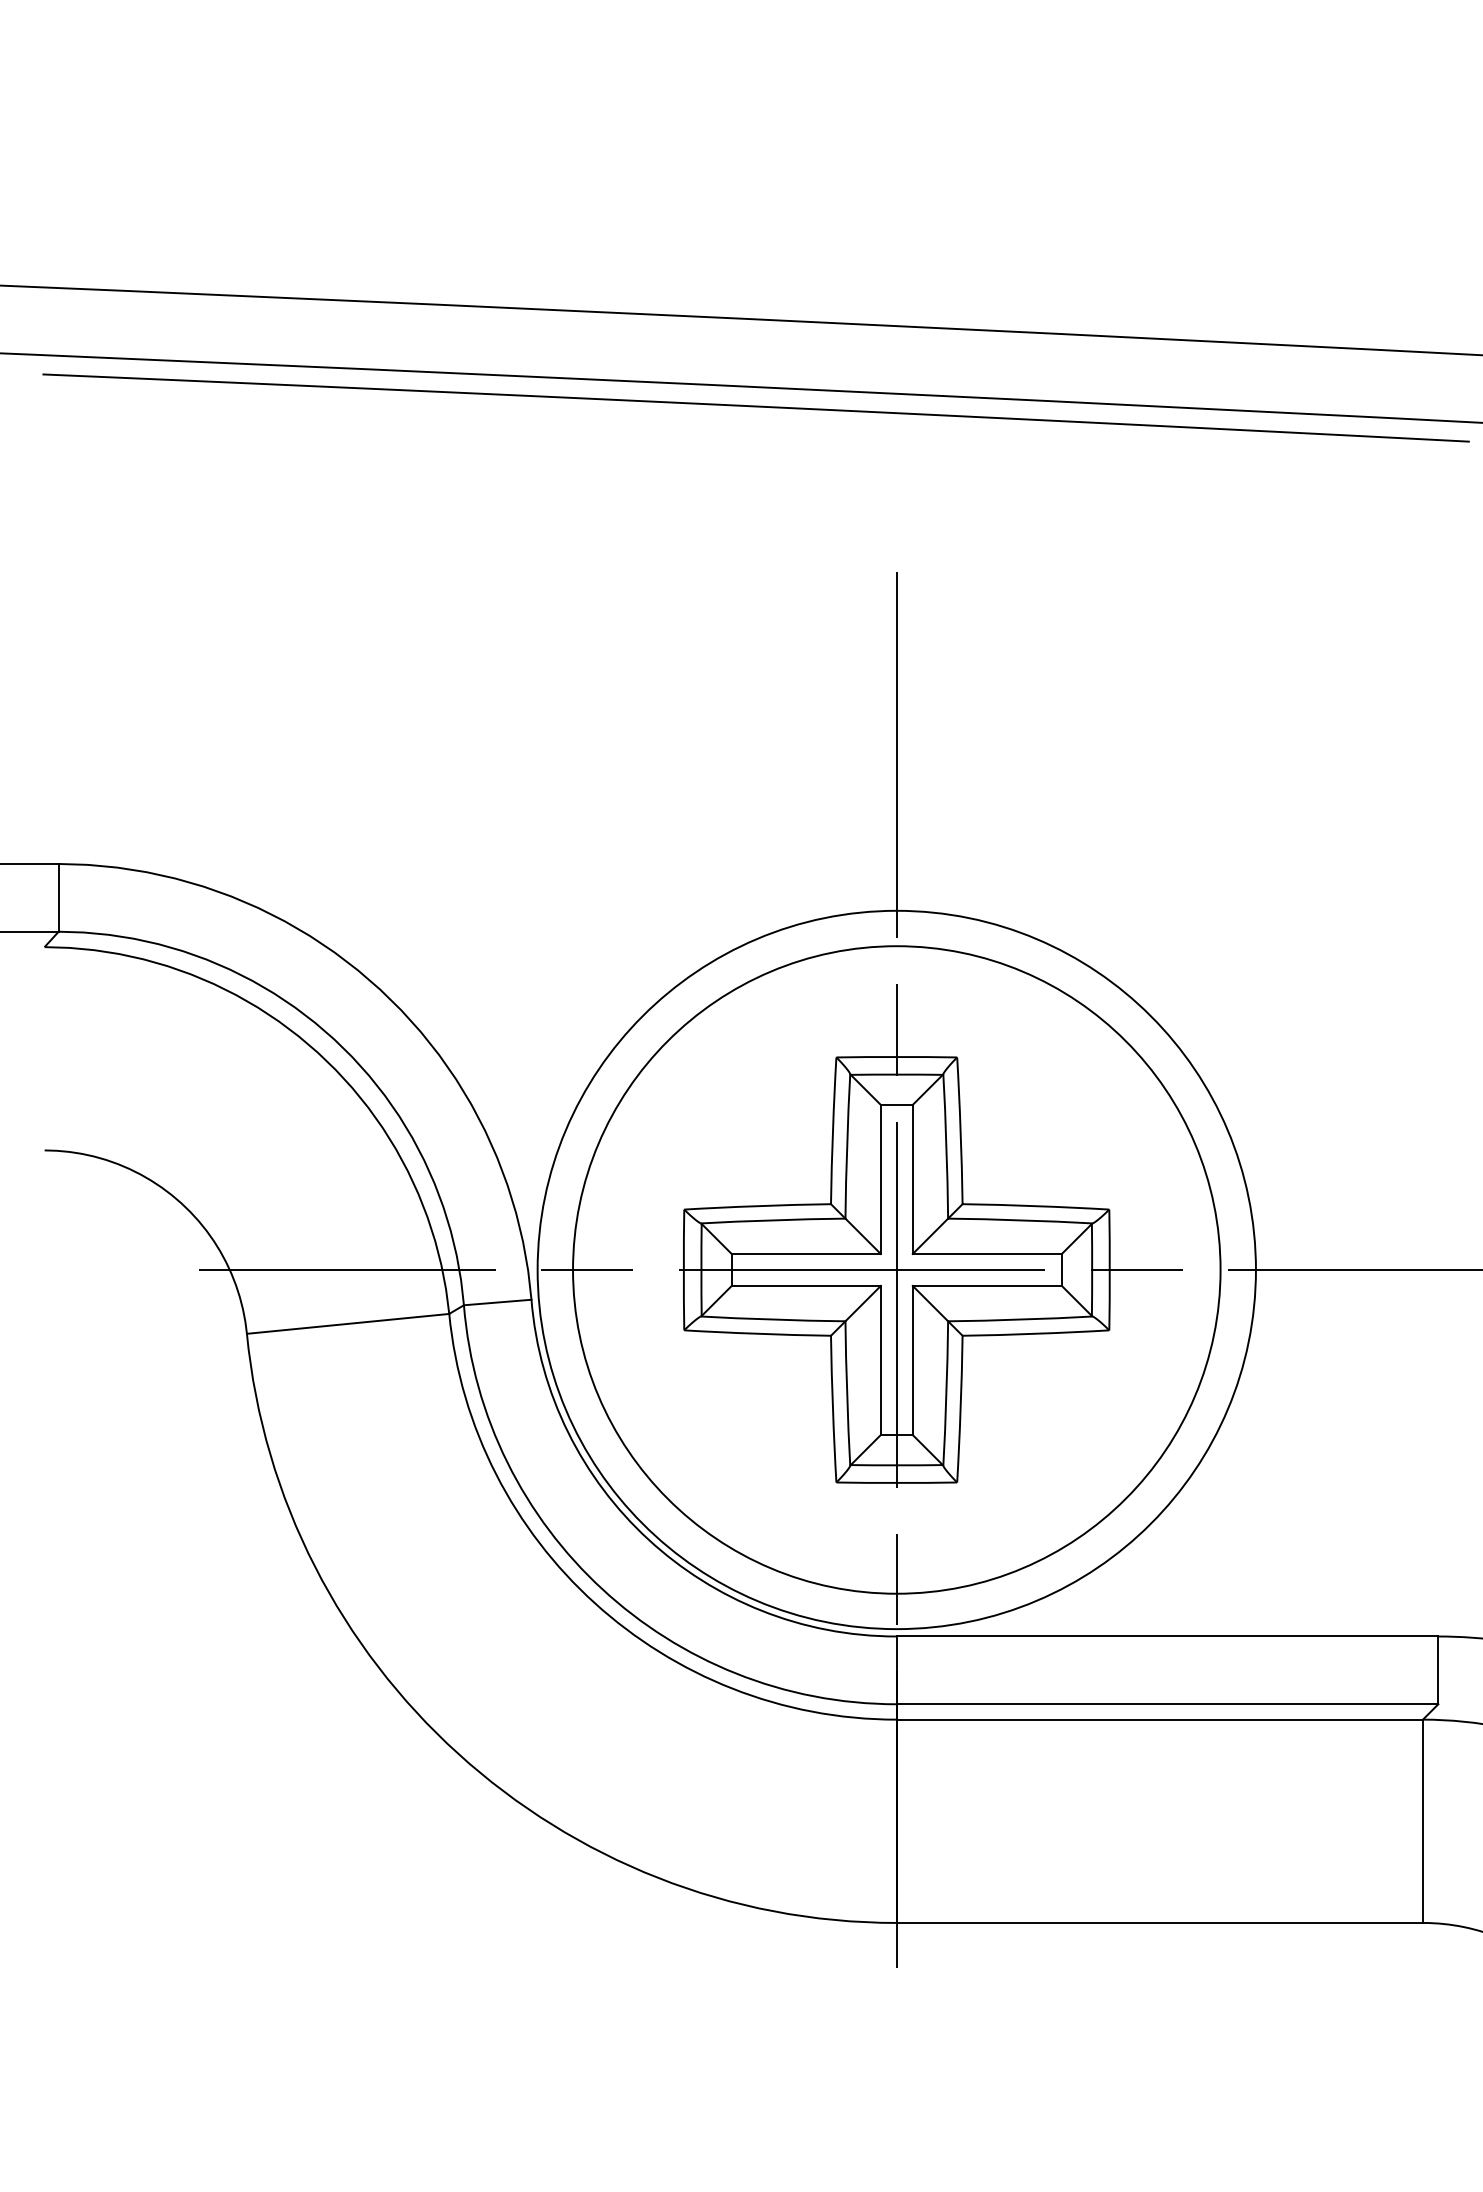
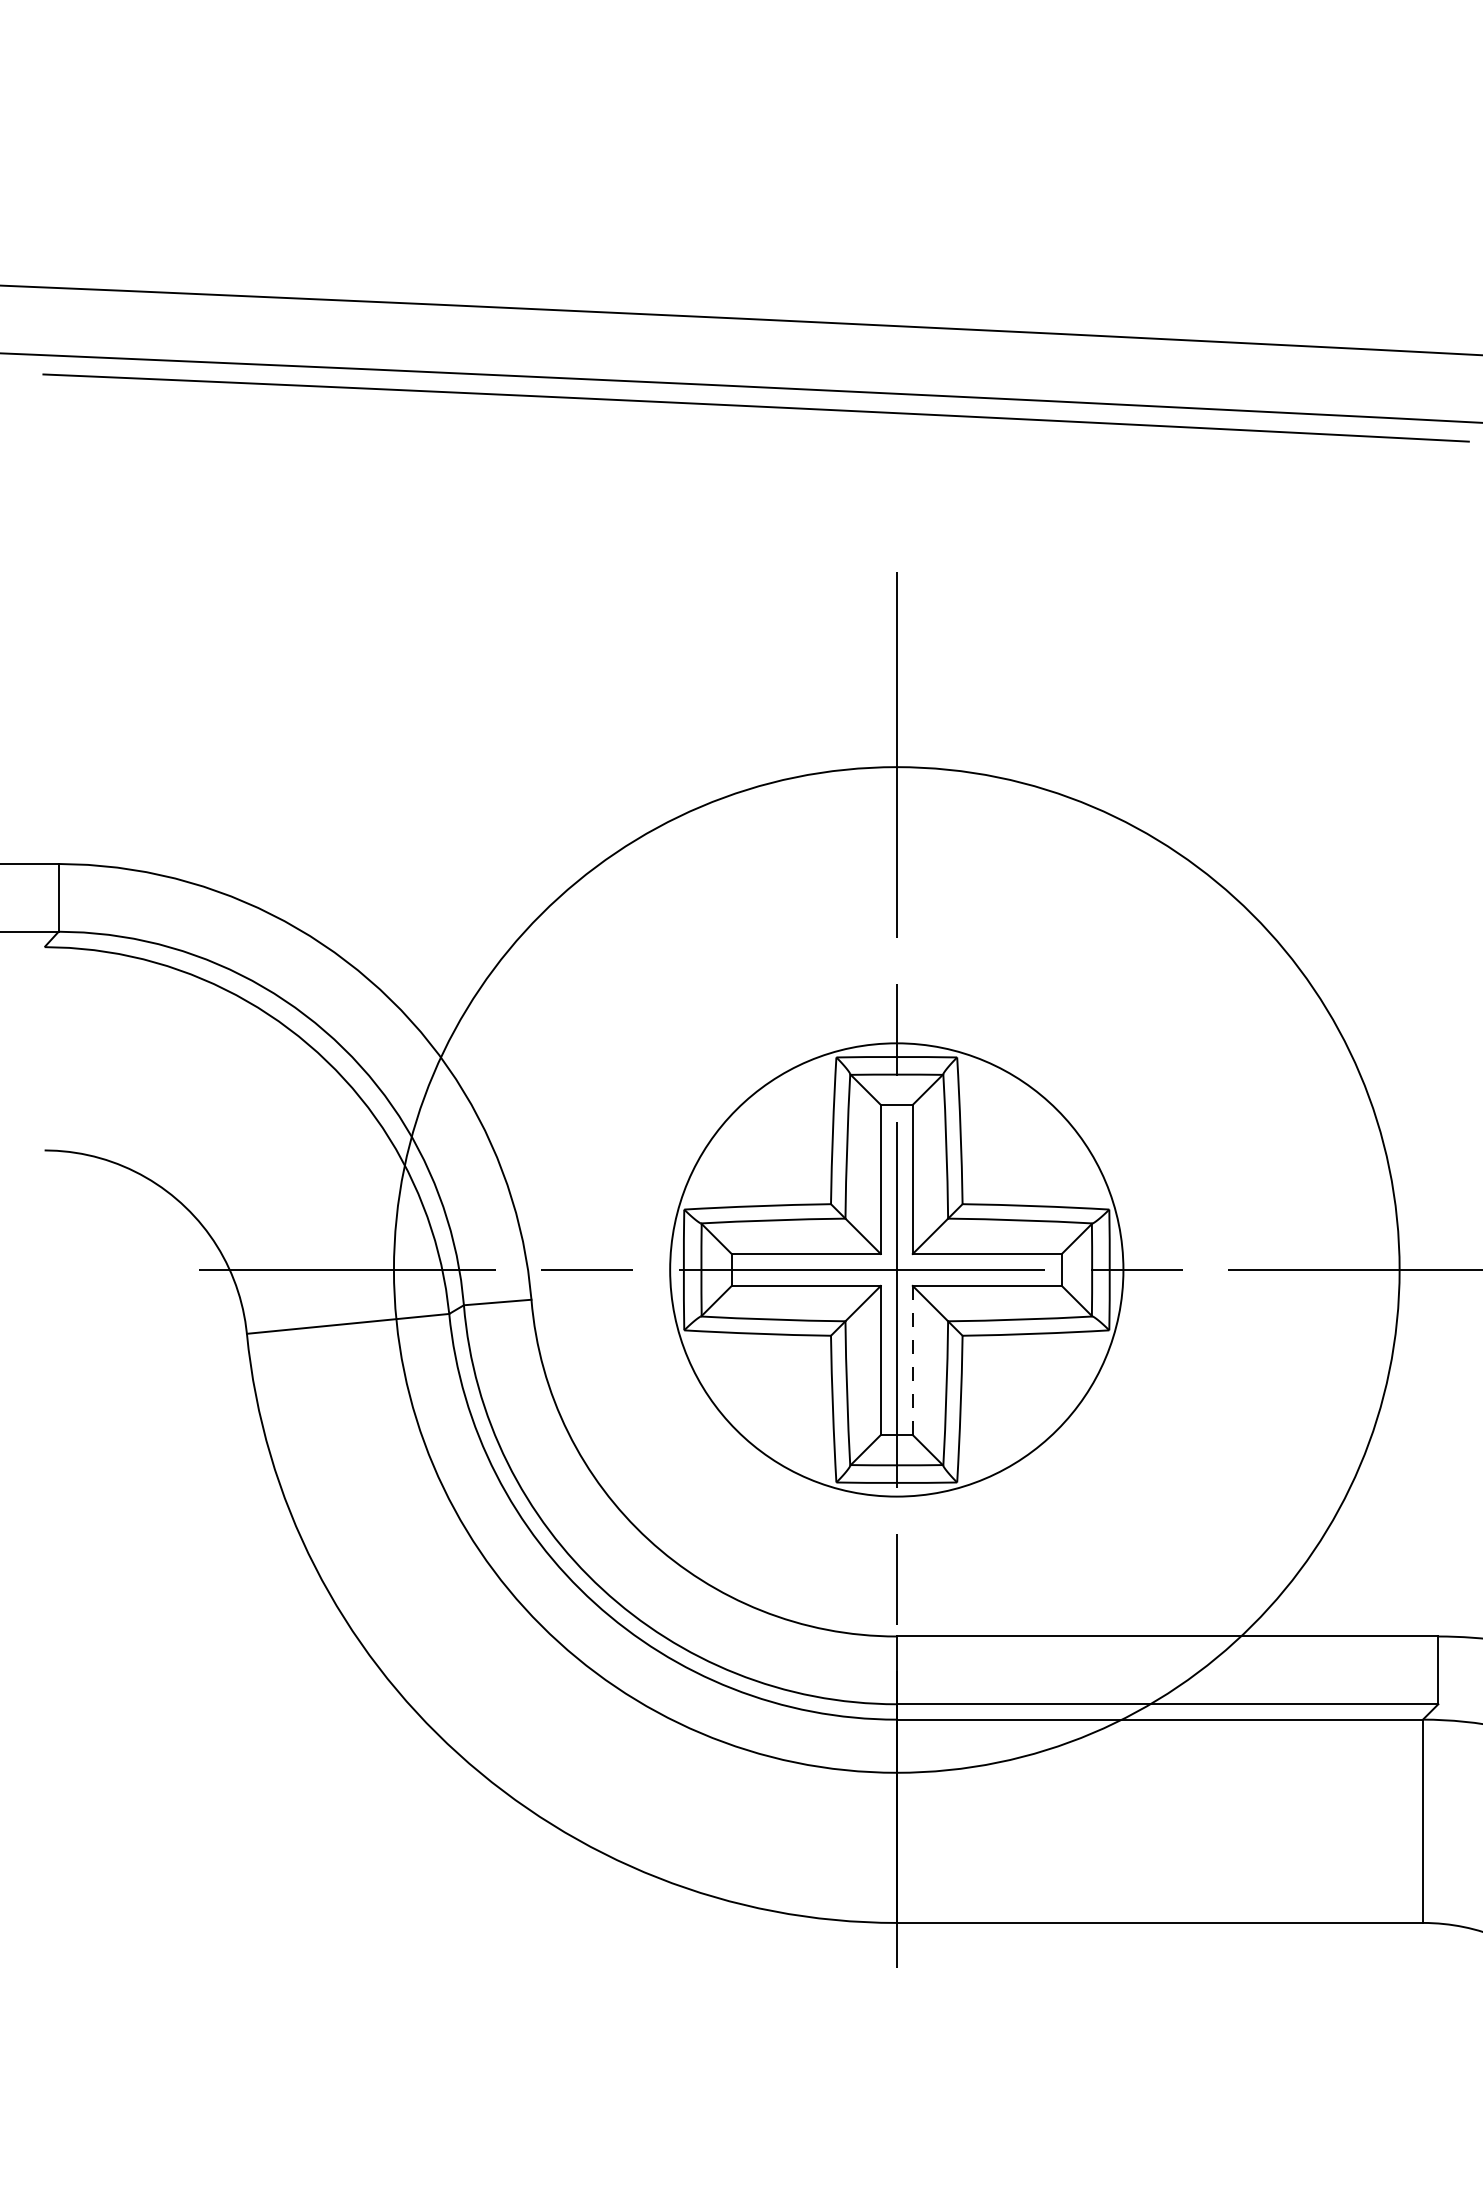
circle diameter: 648 px -> 453 px (896, 1269)
circle diameter: 718 px -> 1006 px (896, 1269)
line: solid -> dashed (912, 1360)
